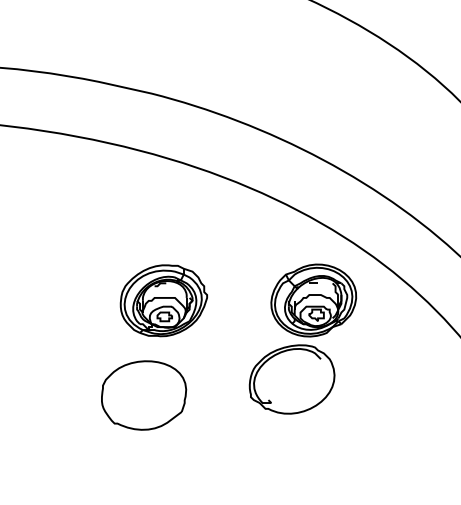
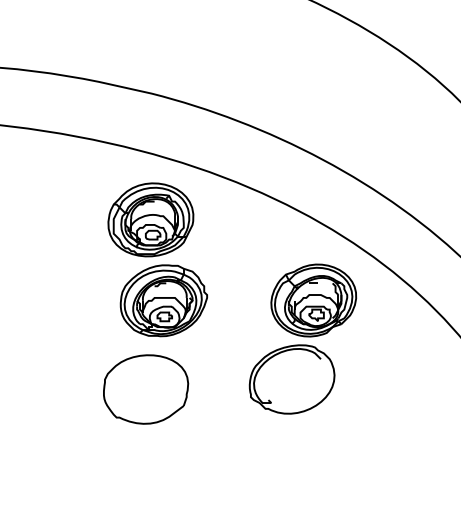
part: none -> present (150, 219)
part position: (144, 395) -> (146, 389) (146, 389)
